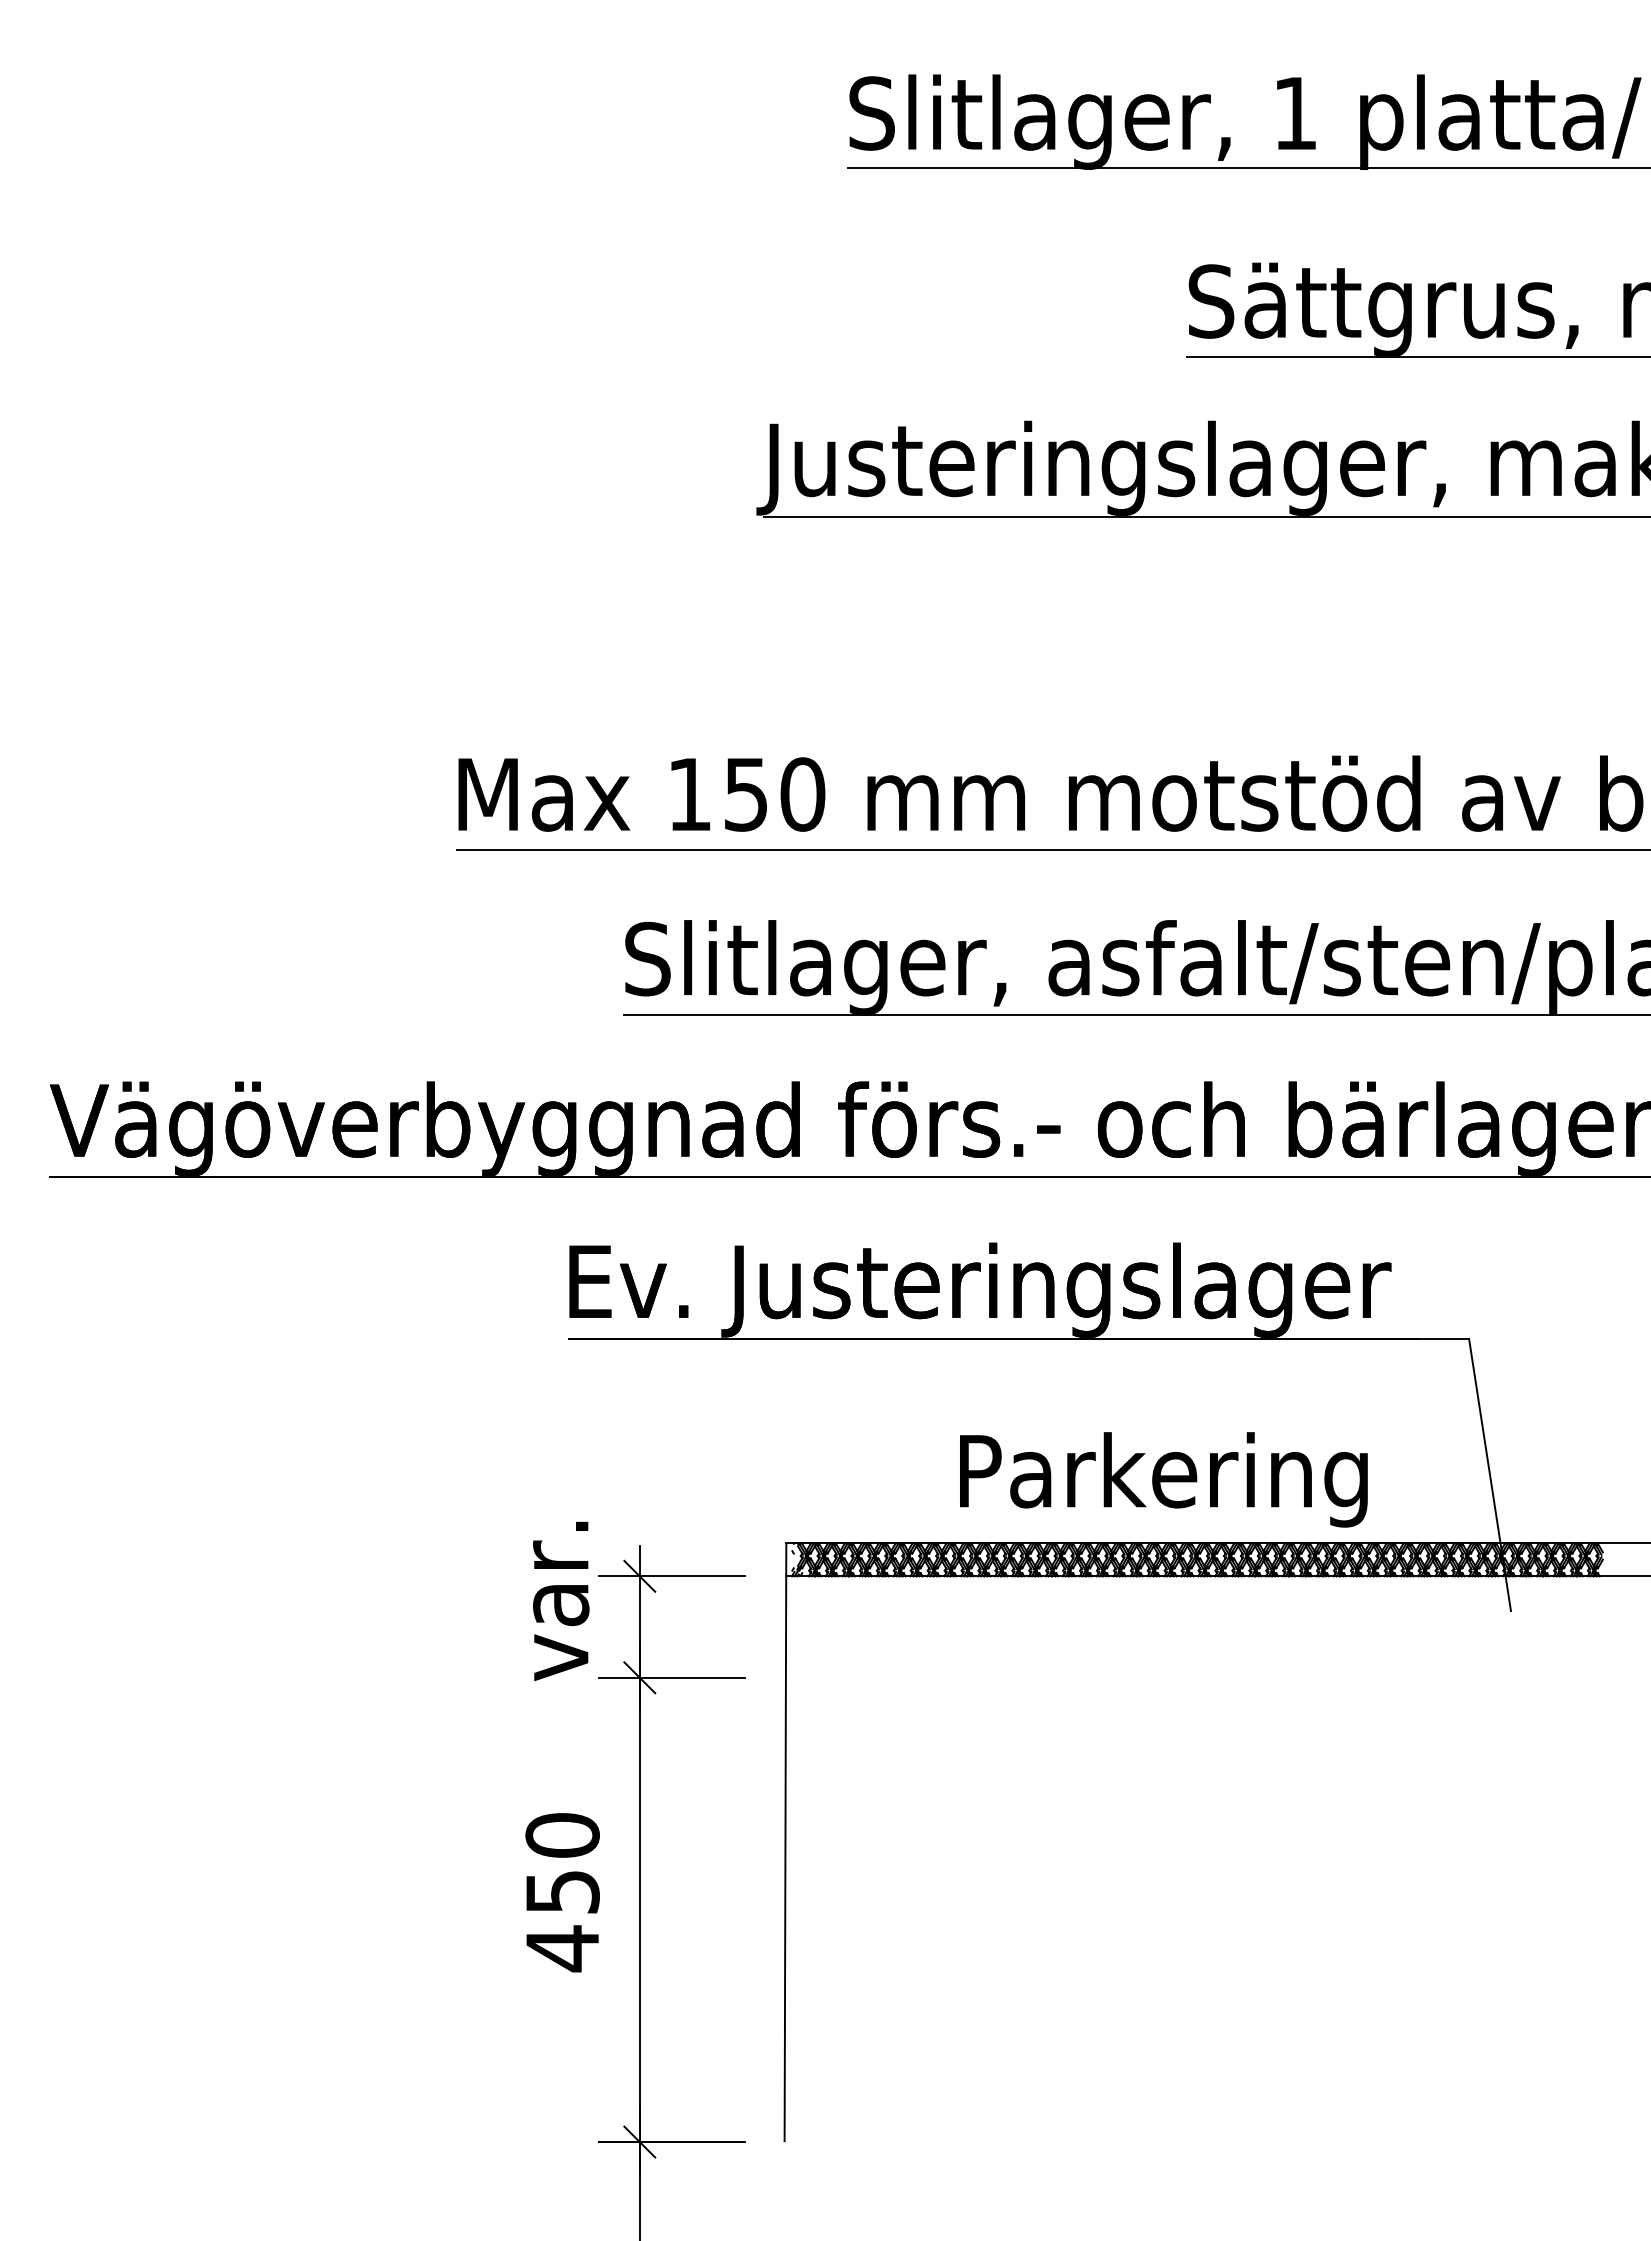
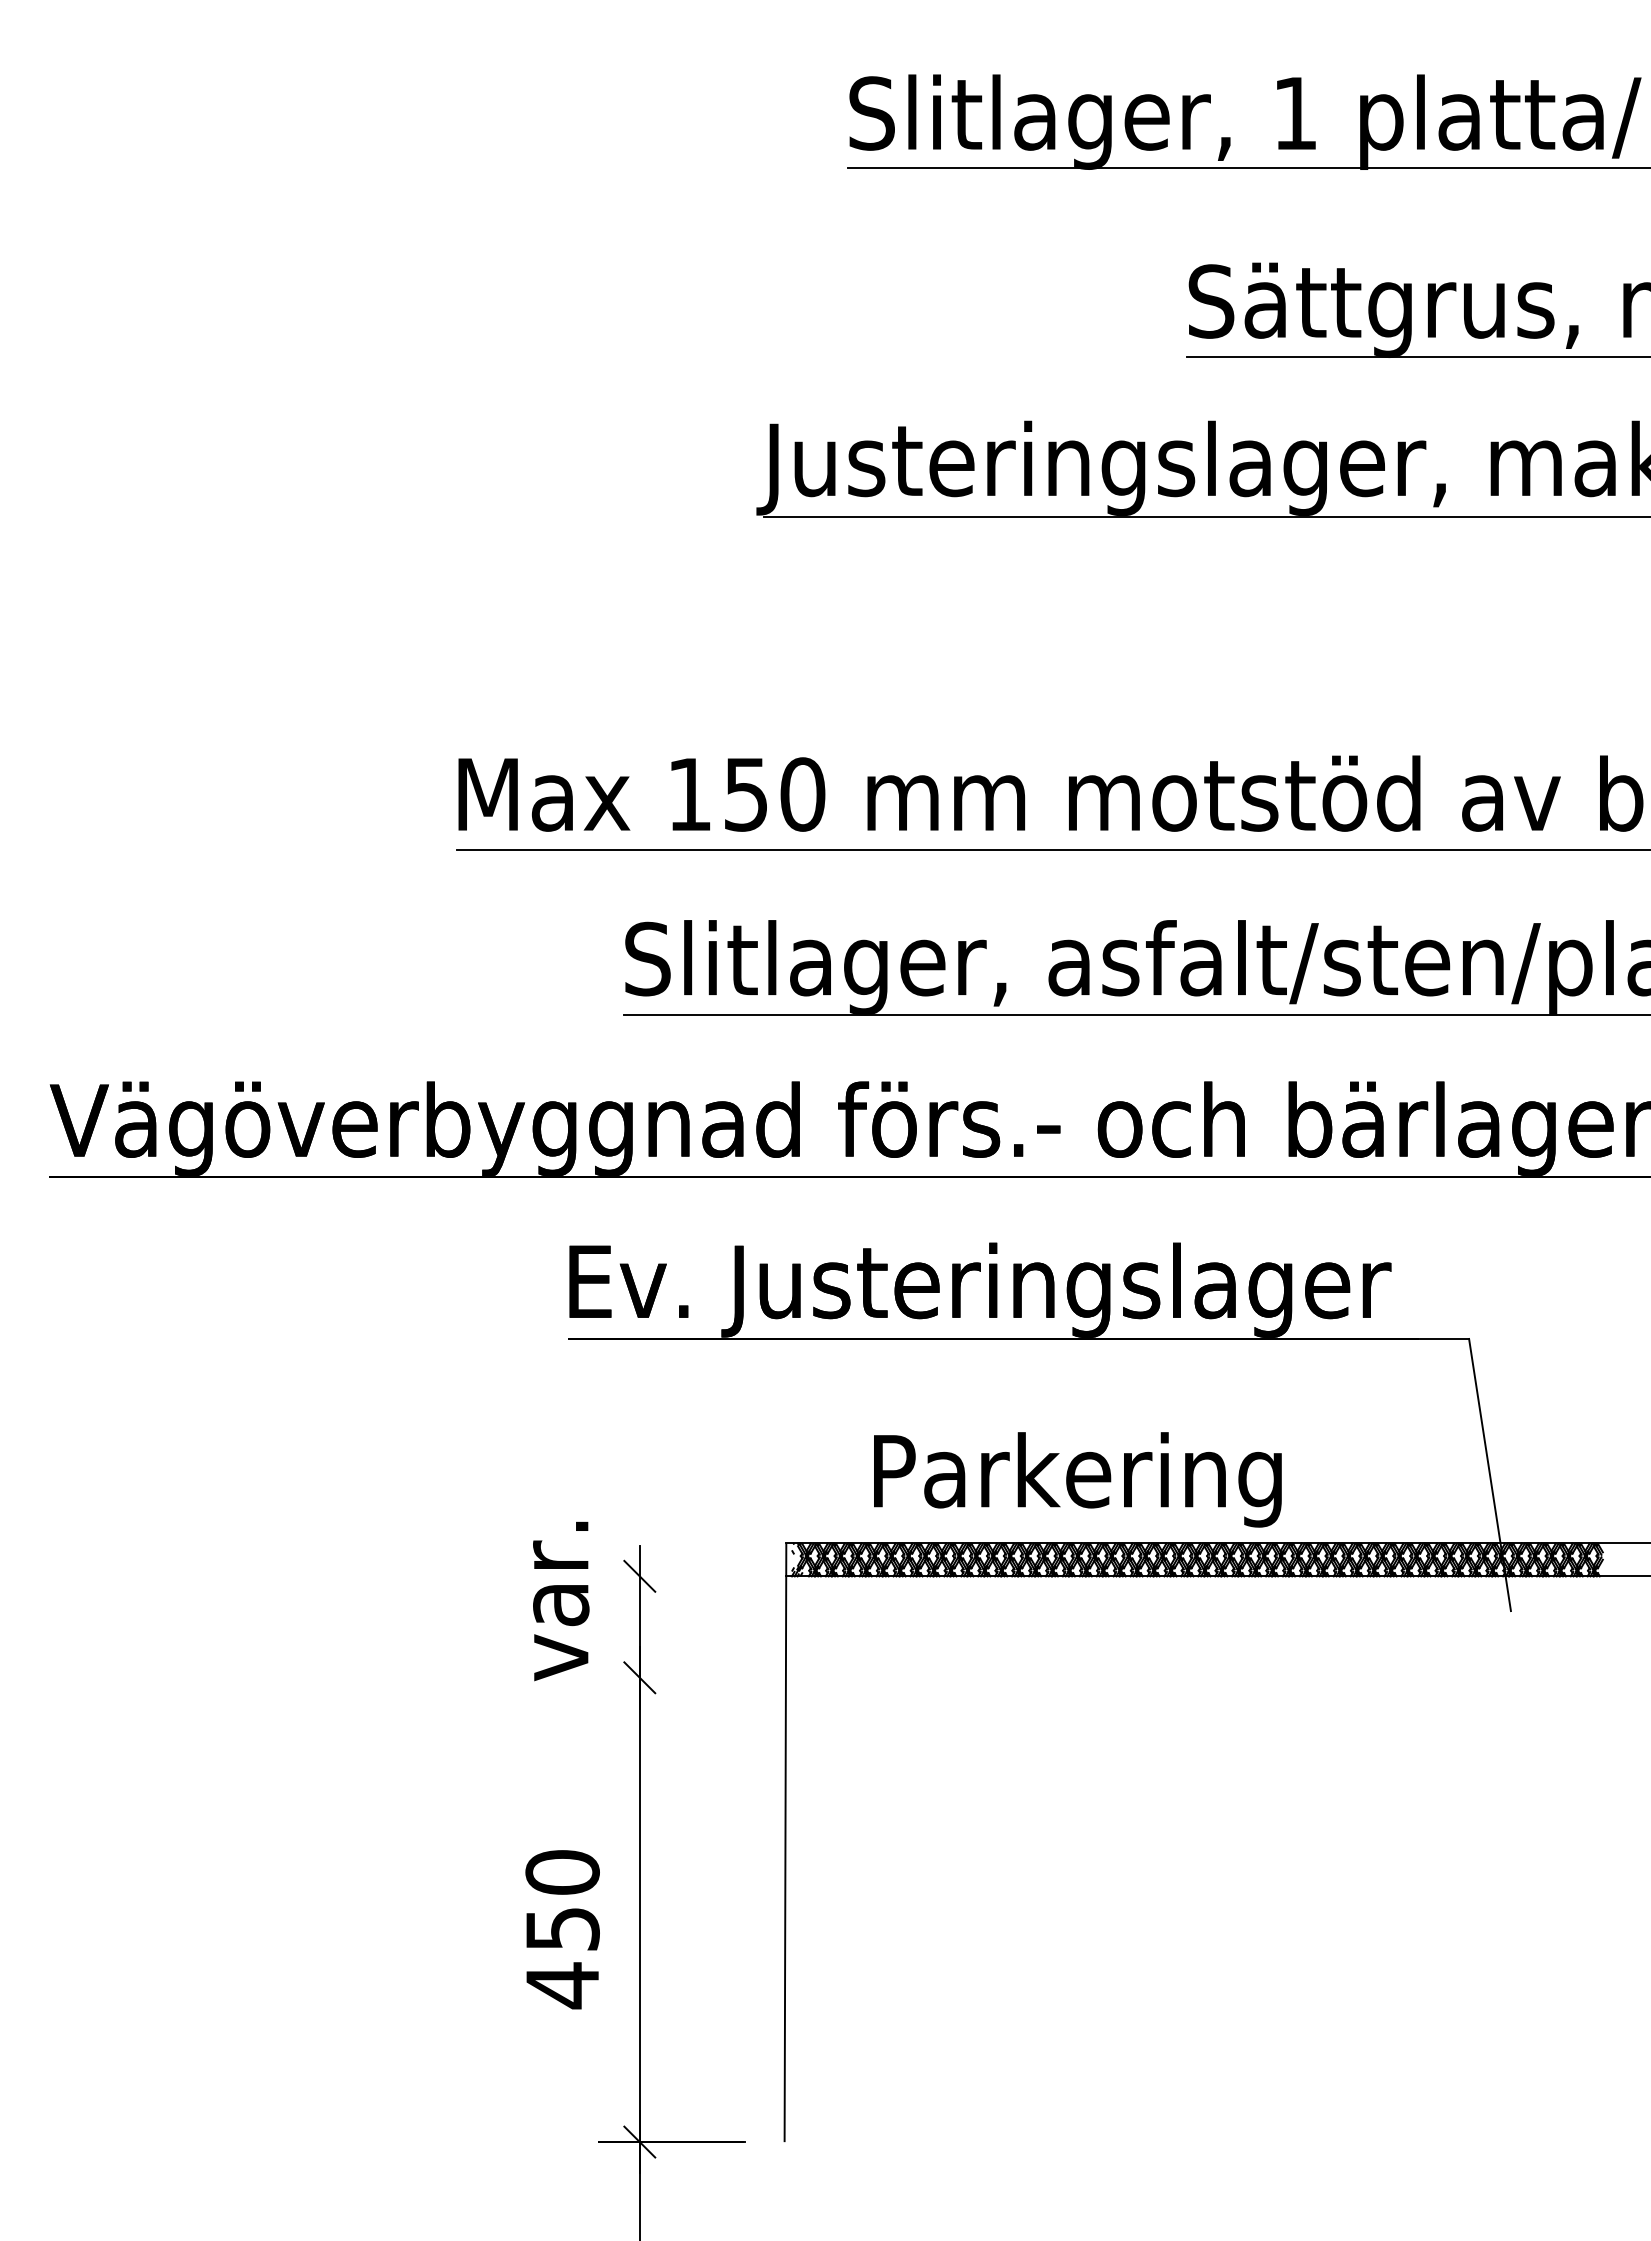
text position: (1163, 1479) -> (1077, 1479) (1077, 1479)
line: present -> none (671, 1576)
line: present -> none (671, 1677)
text position: (562, 1892) -> (562, 1929) (562, 1929)
